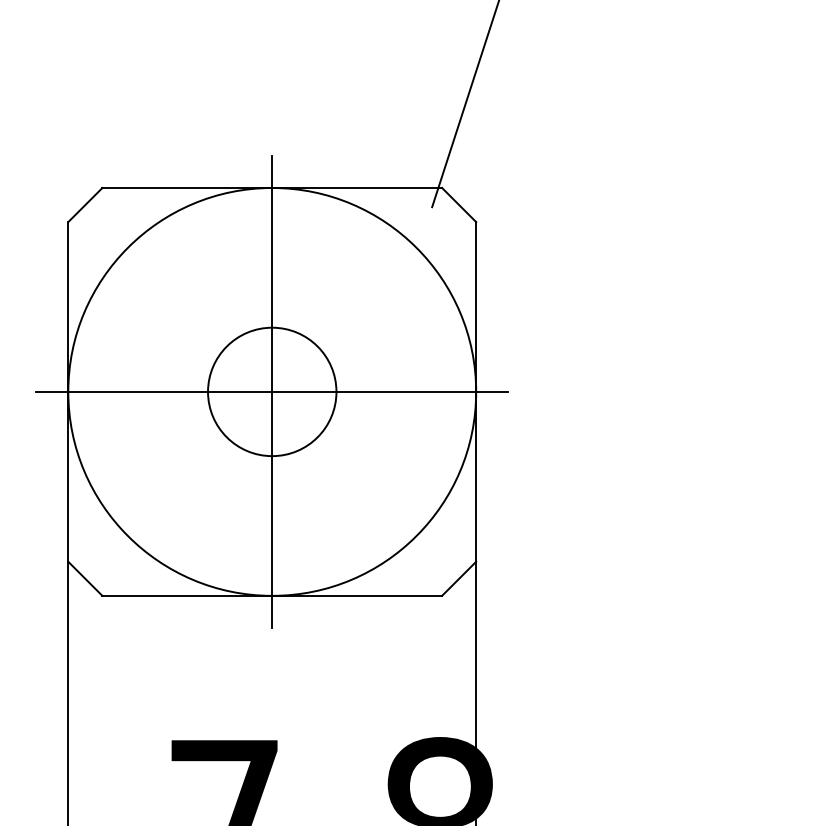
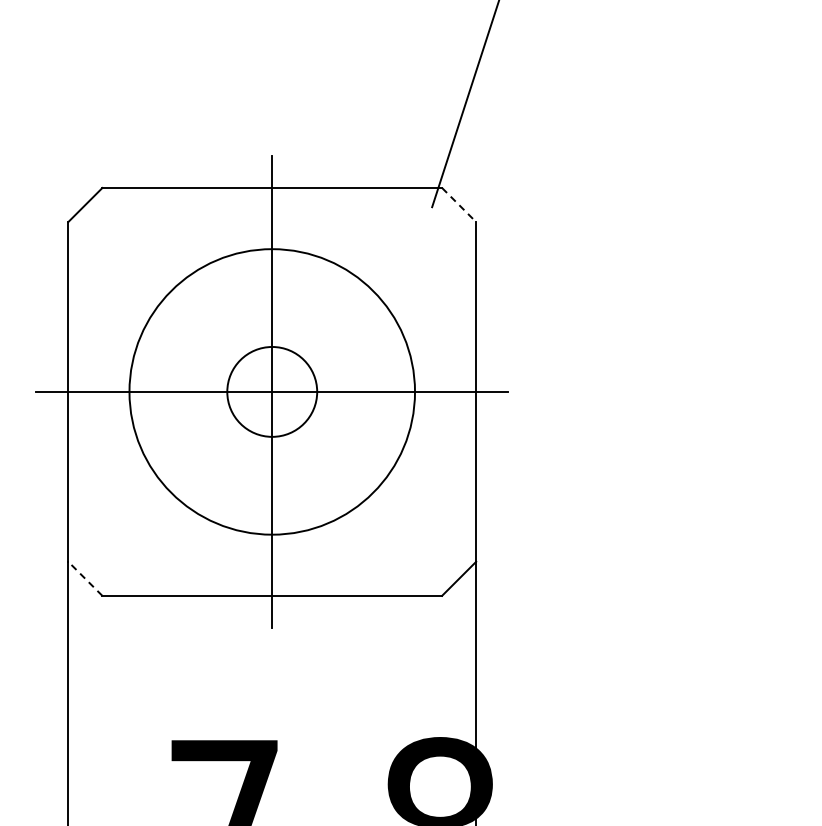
line: solid -> dashed (459, 205)
circle diameter: 128 px -> 90 px (272, 391)
circle diameter: 408 px -> 286 px (272, 391)
line: solid -> dashed (85, 578)
